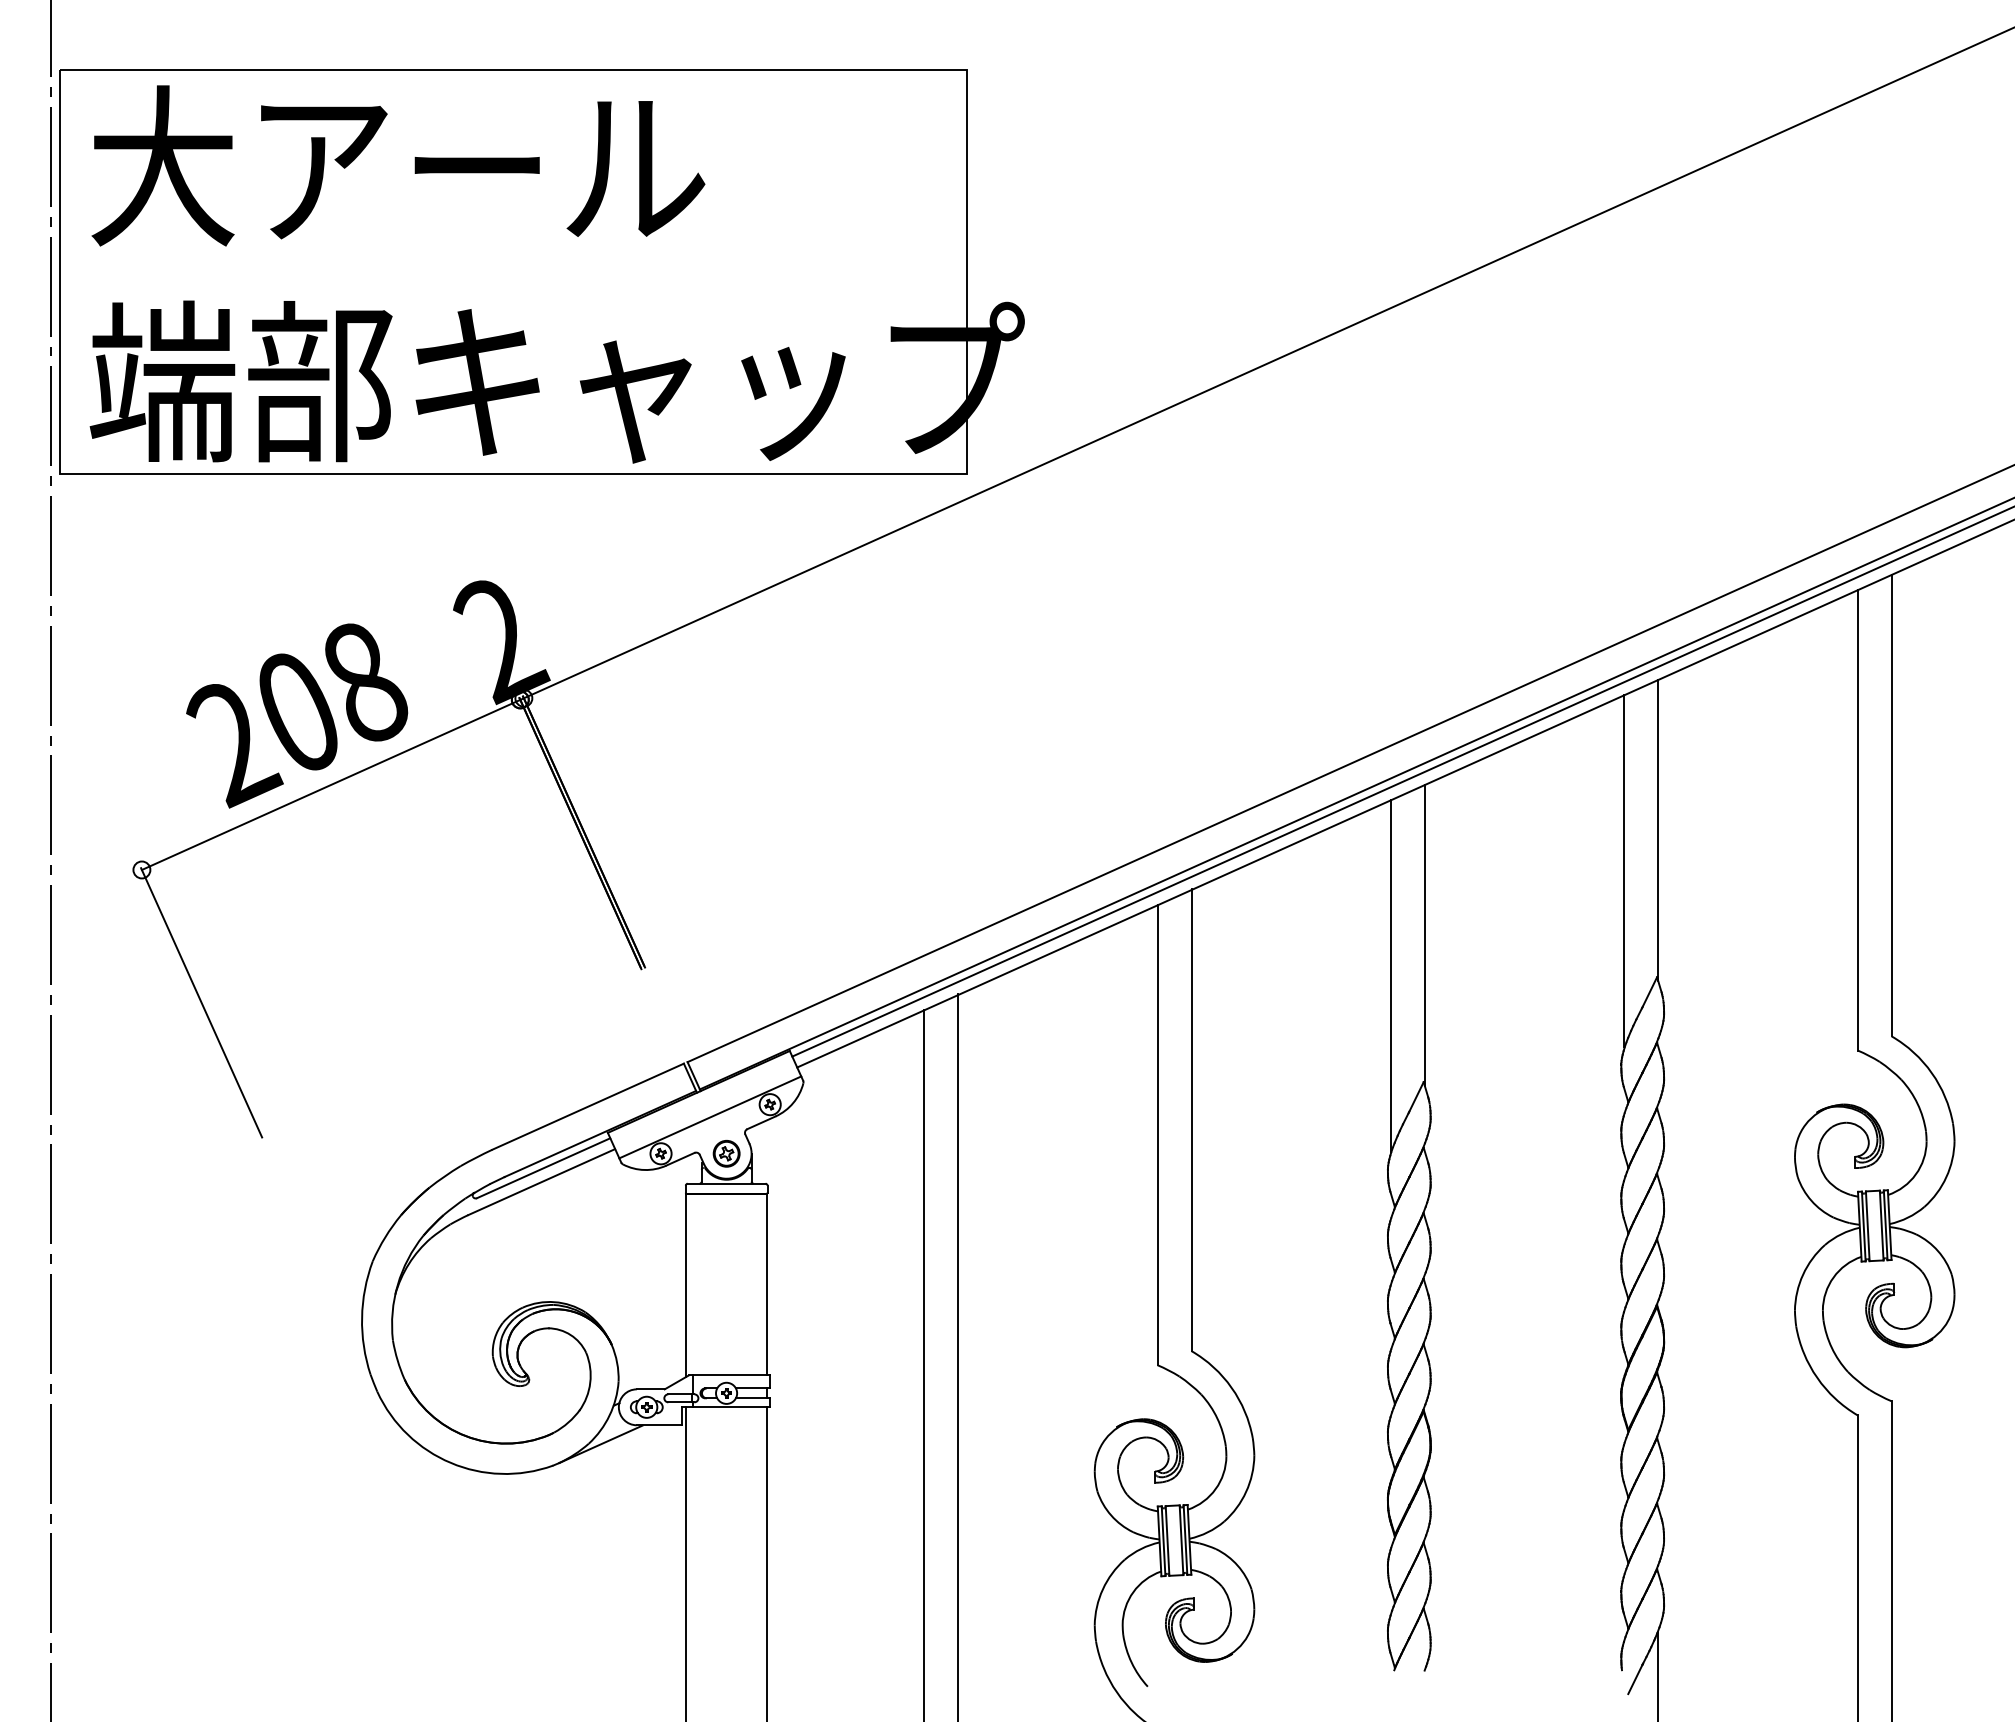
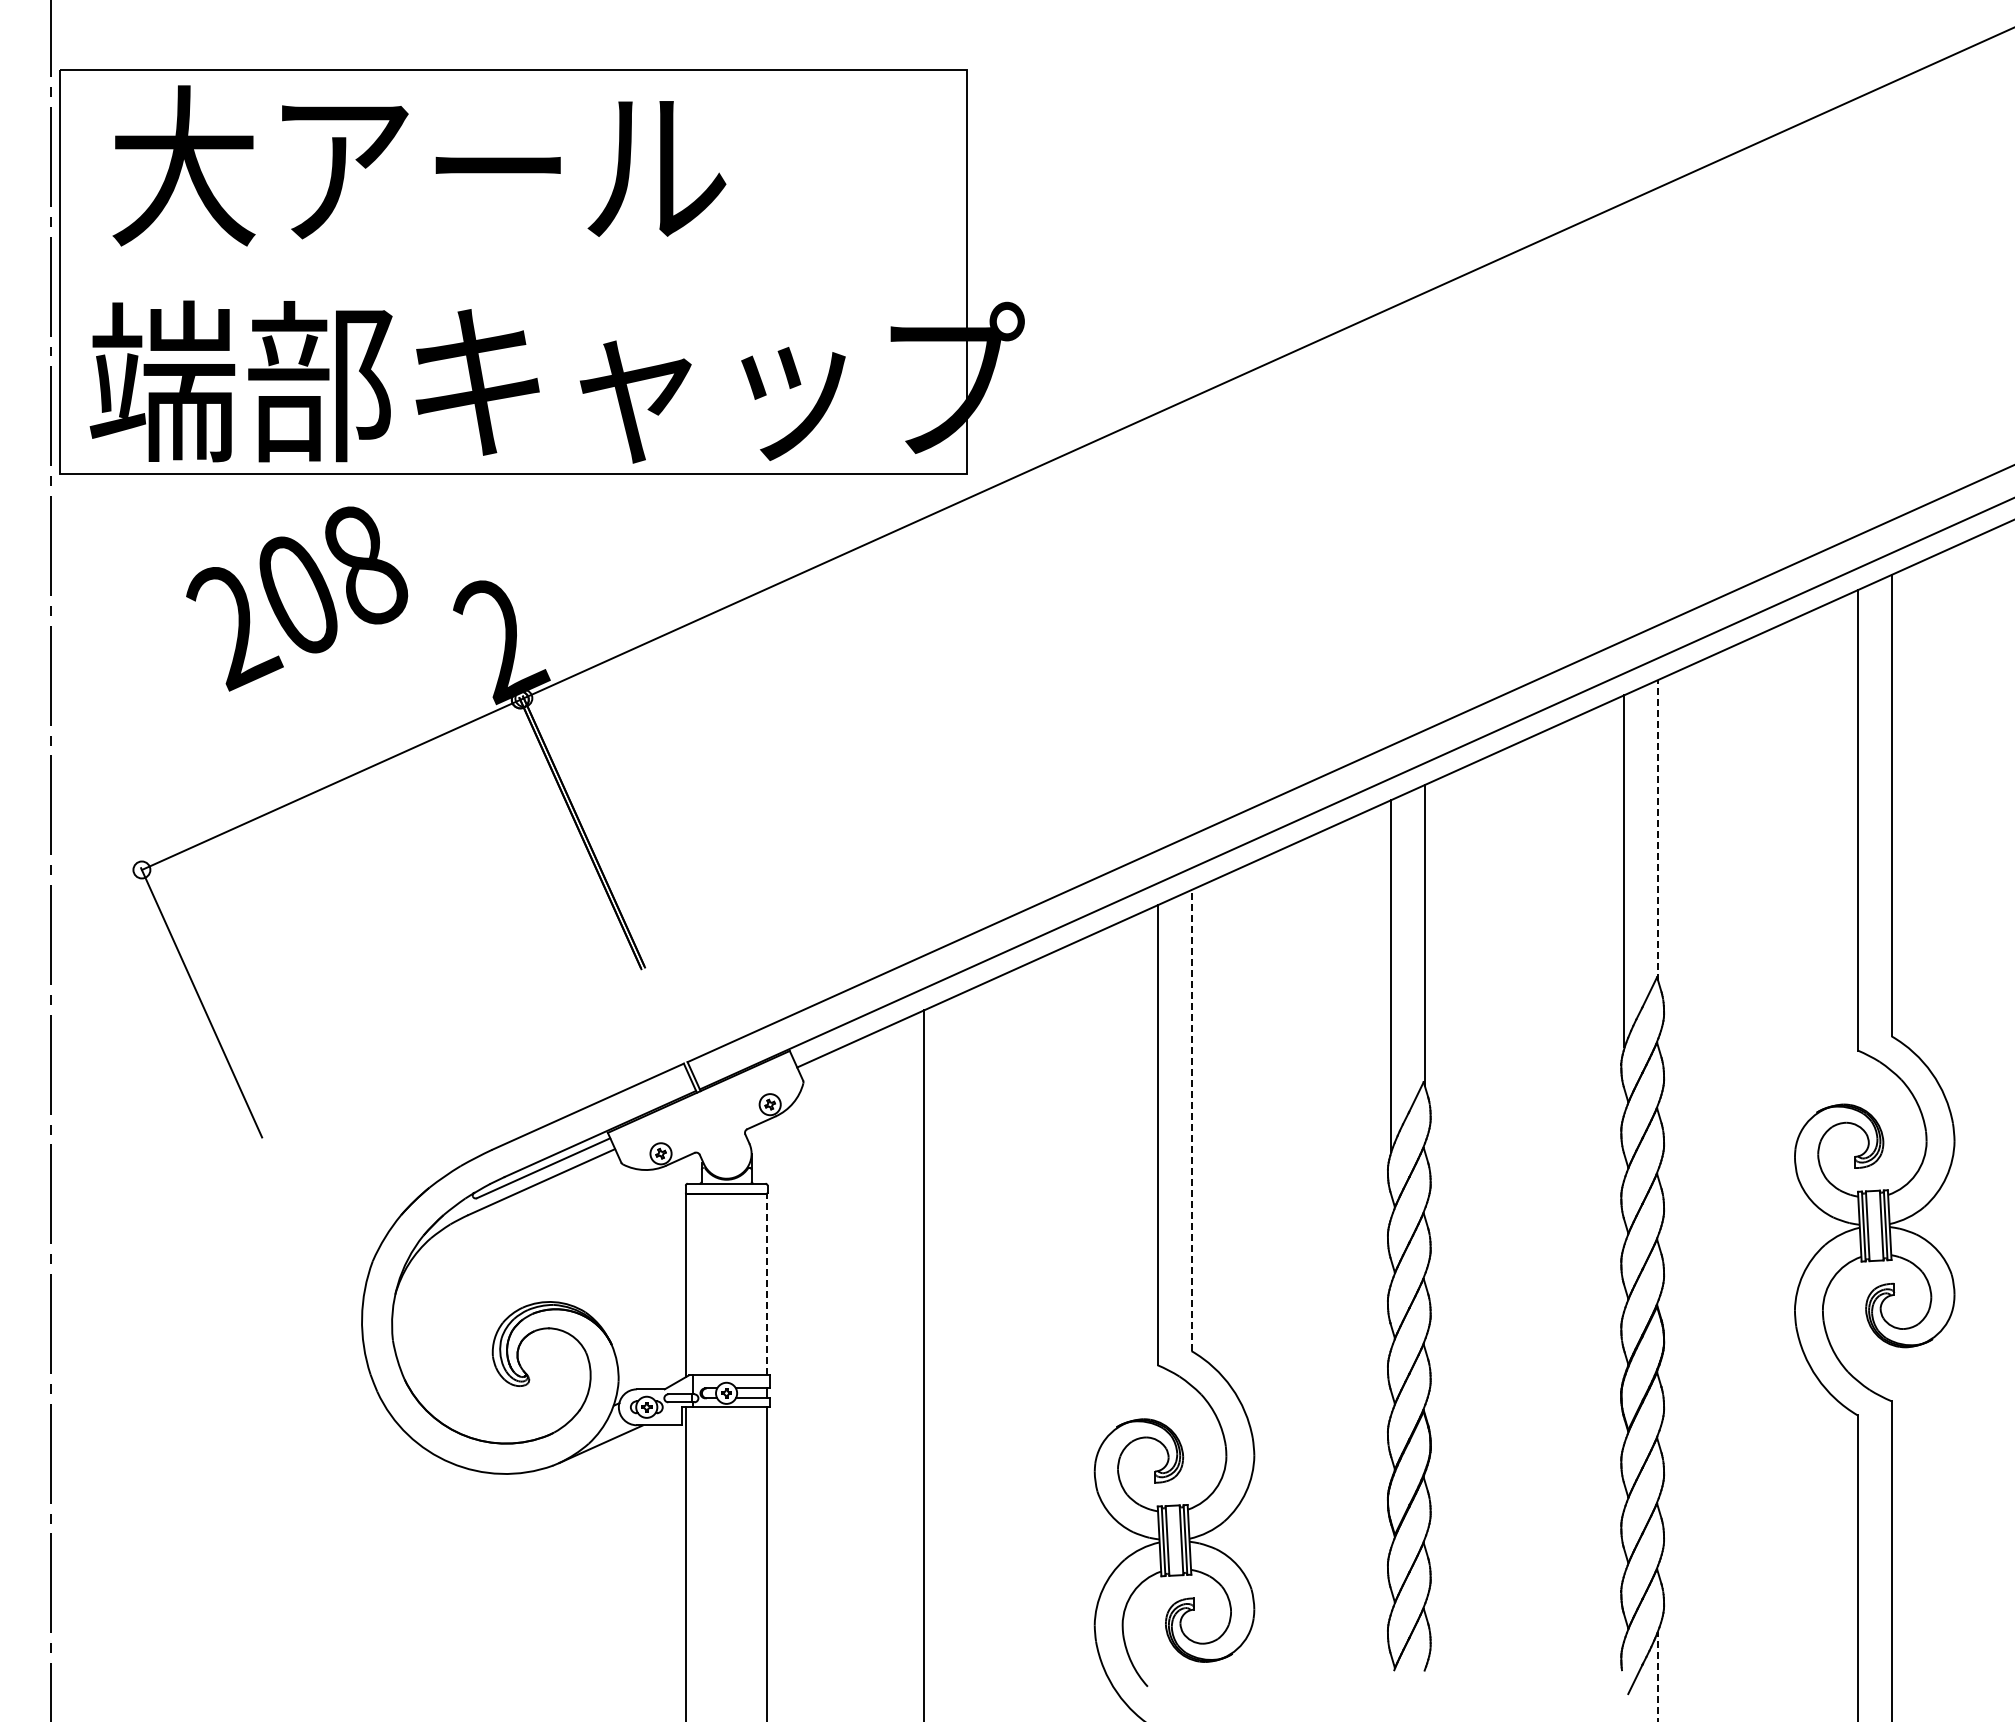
text position: (398, 165) -> (419, 165) (419, 165)
text position: (297, 715) -> (297, 598) (297, 598)
line: present -> none (1401, 781)
line: solid -> dashed (1658, 830)
line: present -> none (710, 1117)
line: solid -> dashed (1191, 1120)
part: present -> none (726, 1153)
line: solid -> dashed (767, 1284)
line: present -> none (958, 1356)
line: solid -> dashed (1658, 1676)
